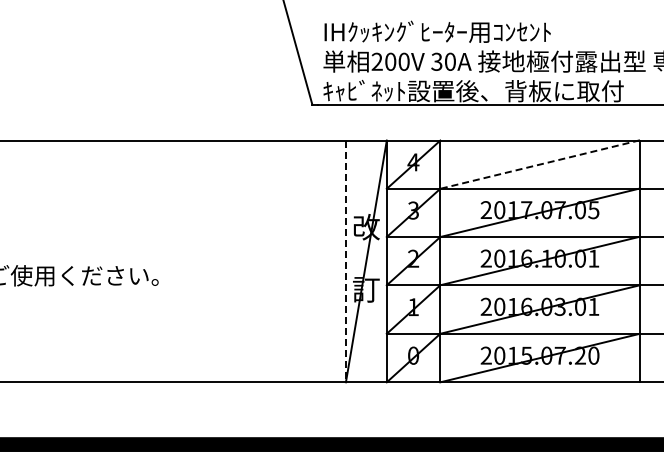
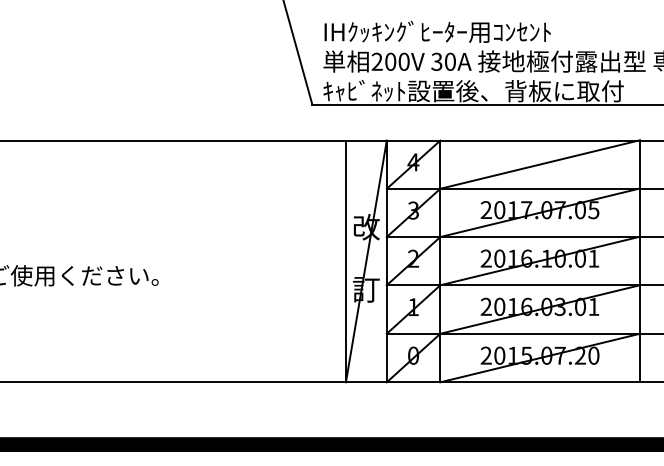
line: dashed -> solid (540, 164)
line: dashed -> solid (345, 261)
